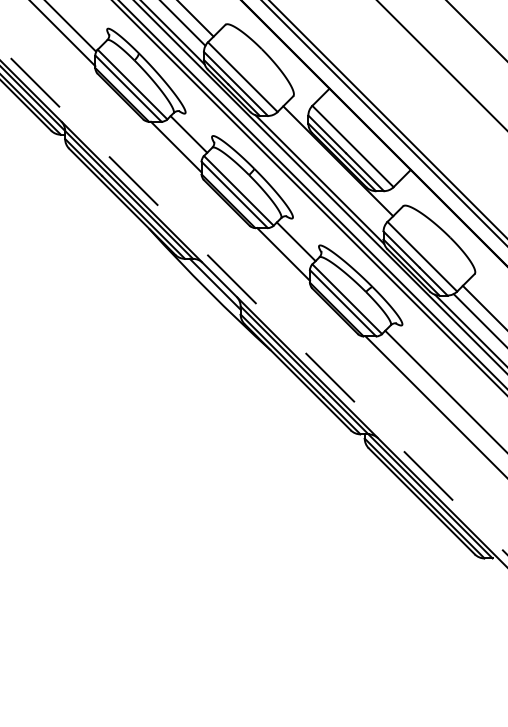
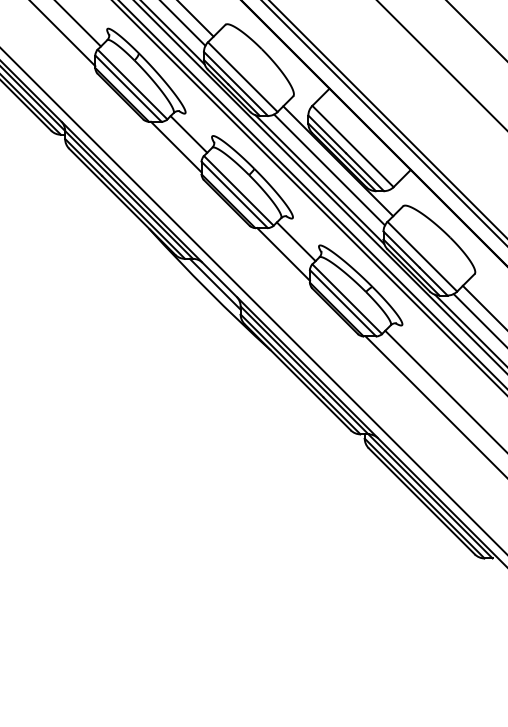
line position: (71, 26) -> (78, 24) (78, 24)
line: none -> present (329, 169)
line: dashed -> solid (253, 301)
